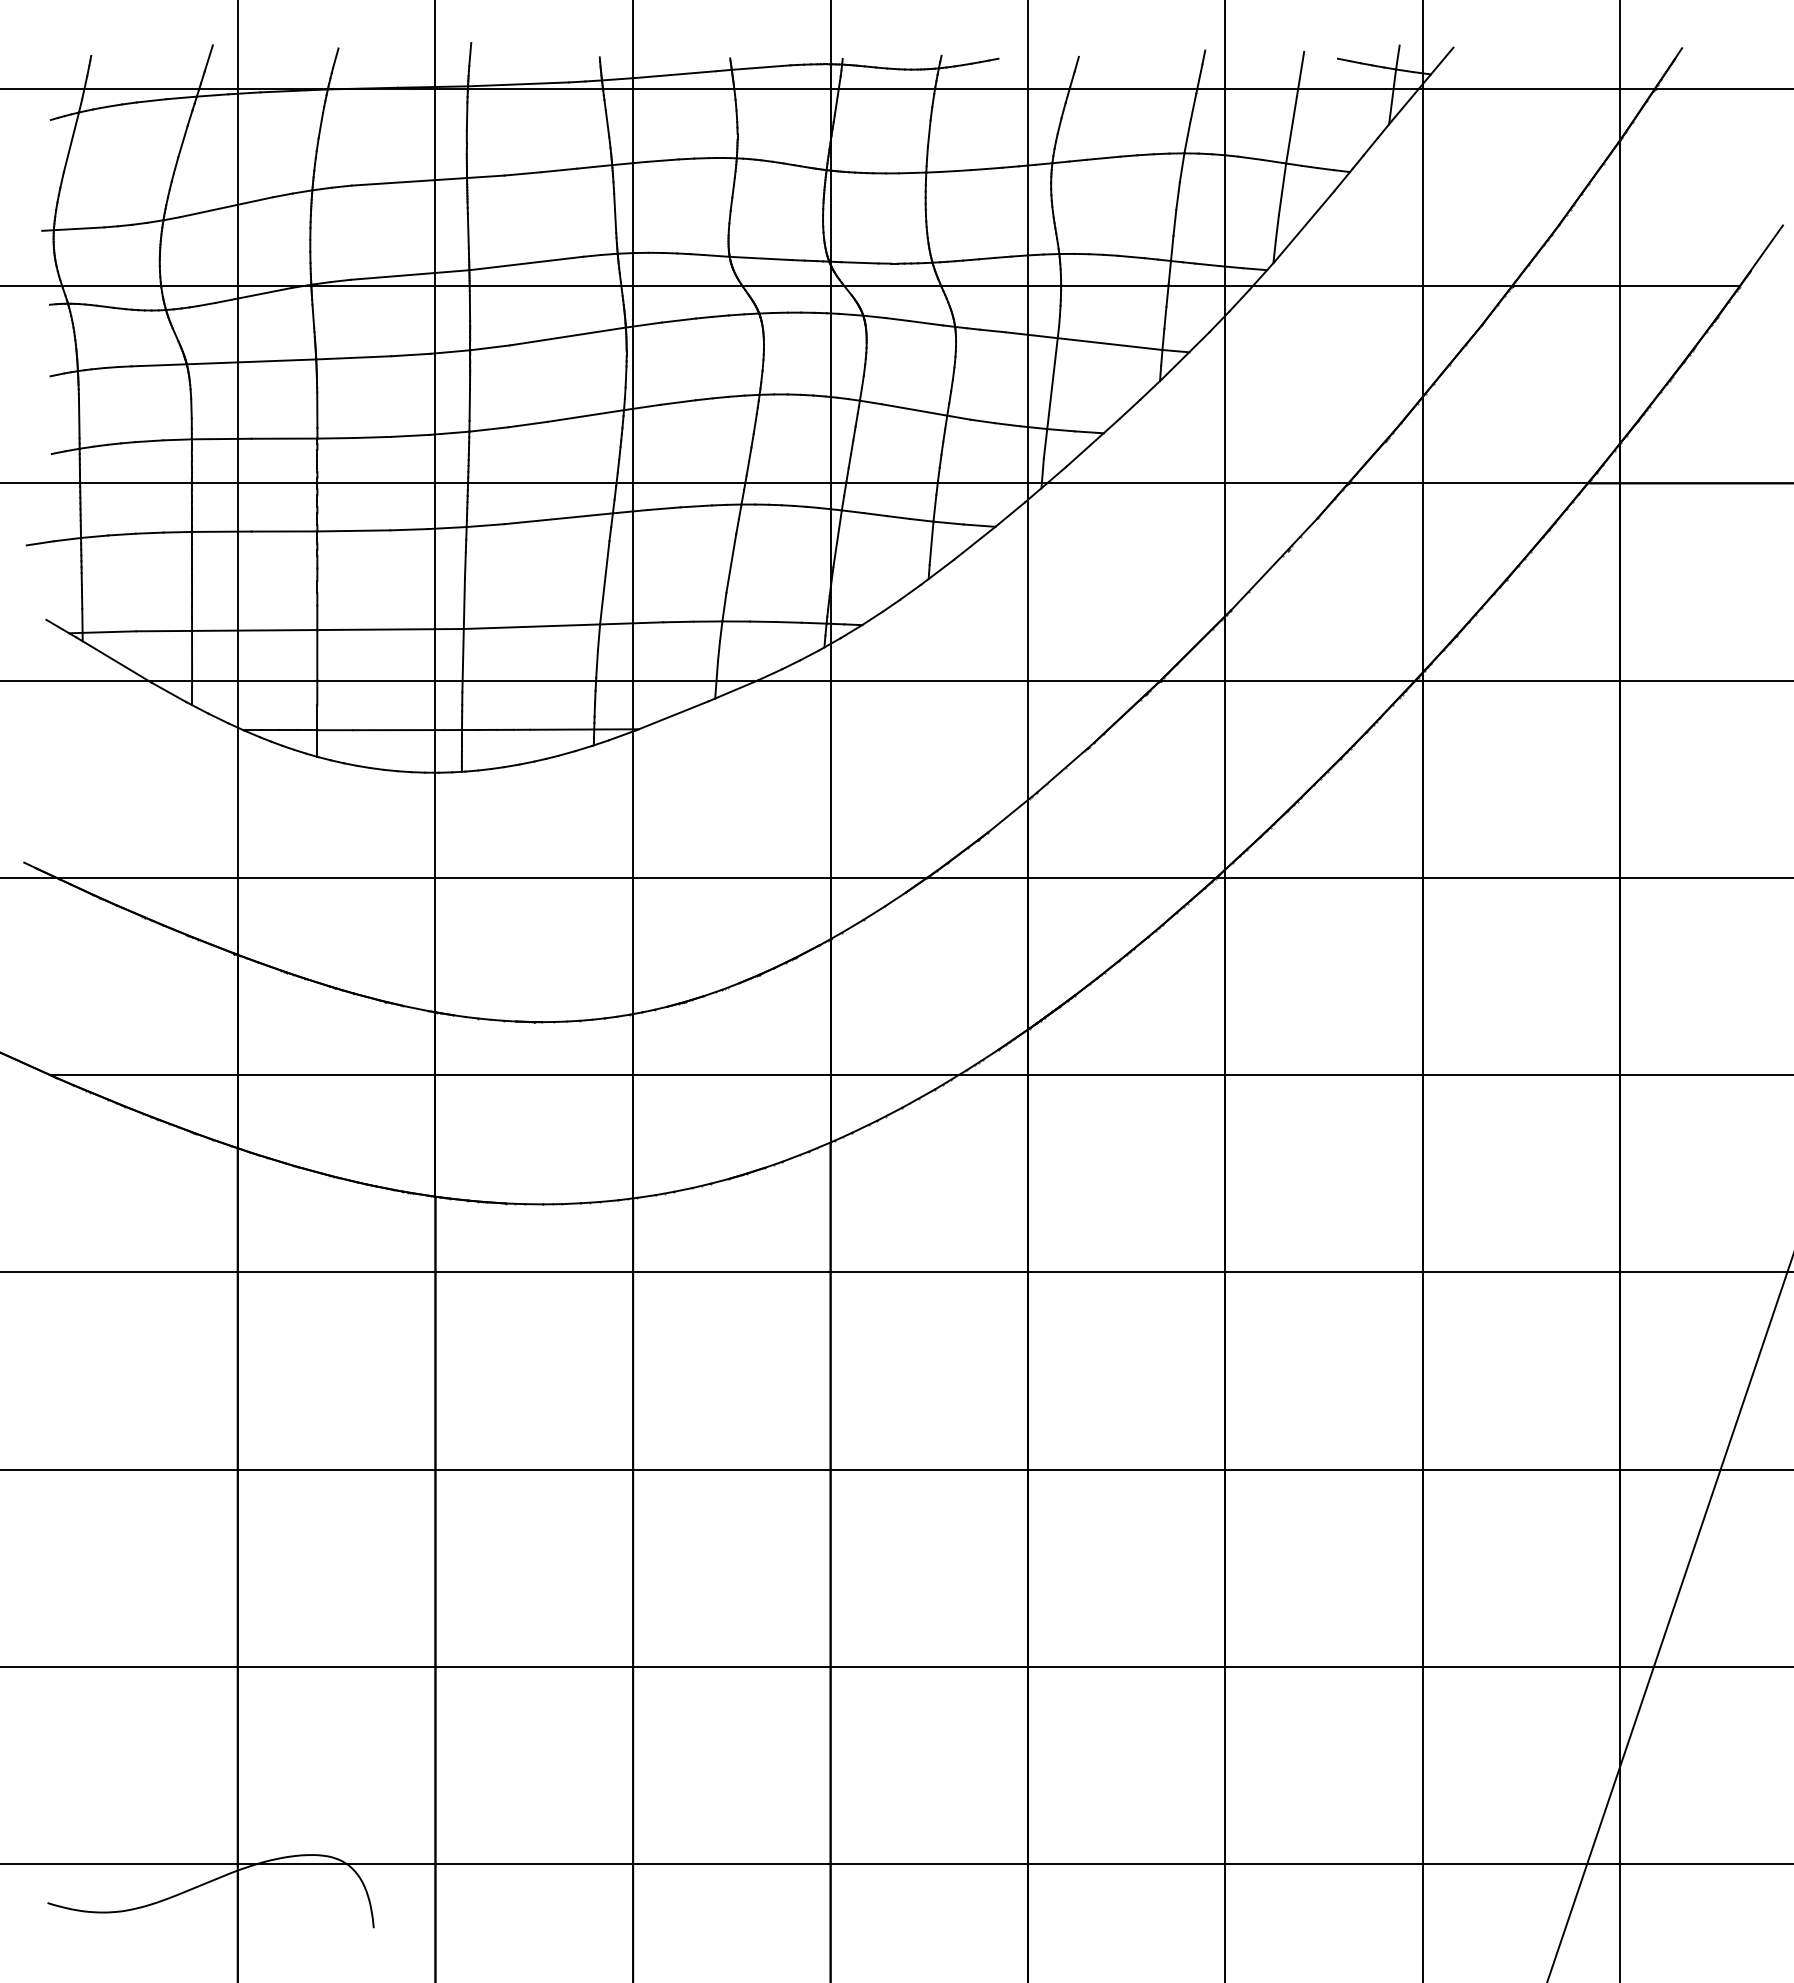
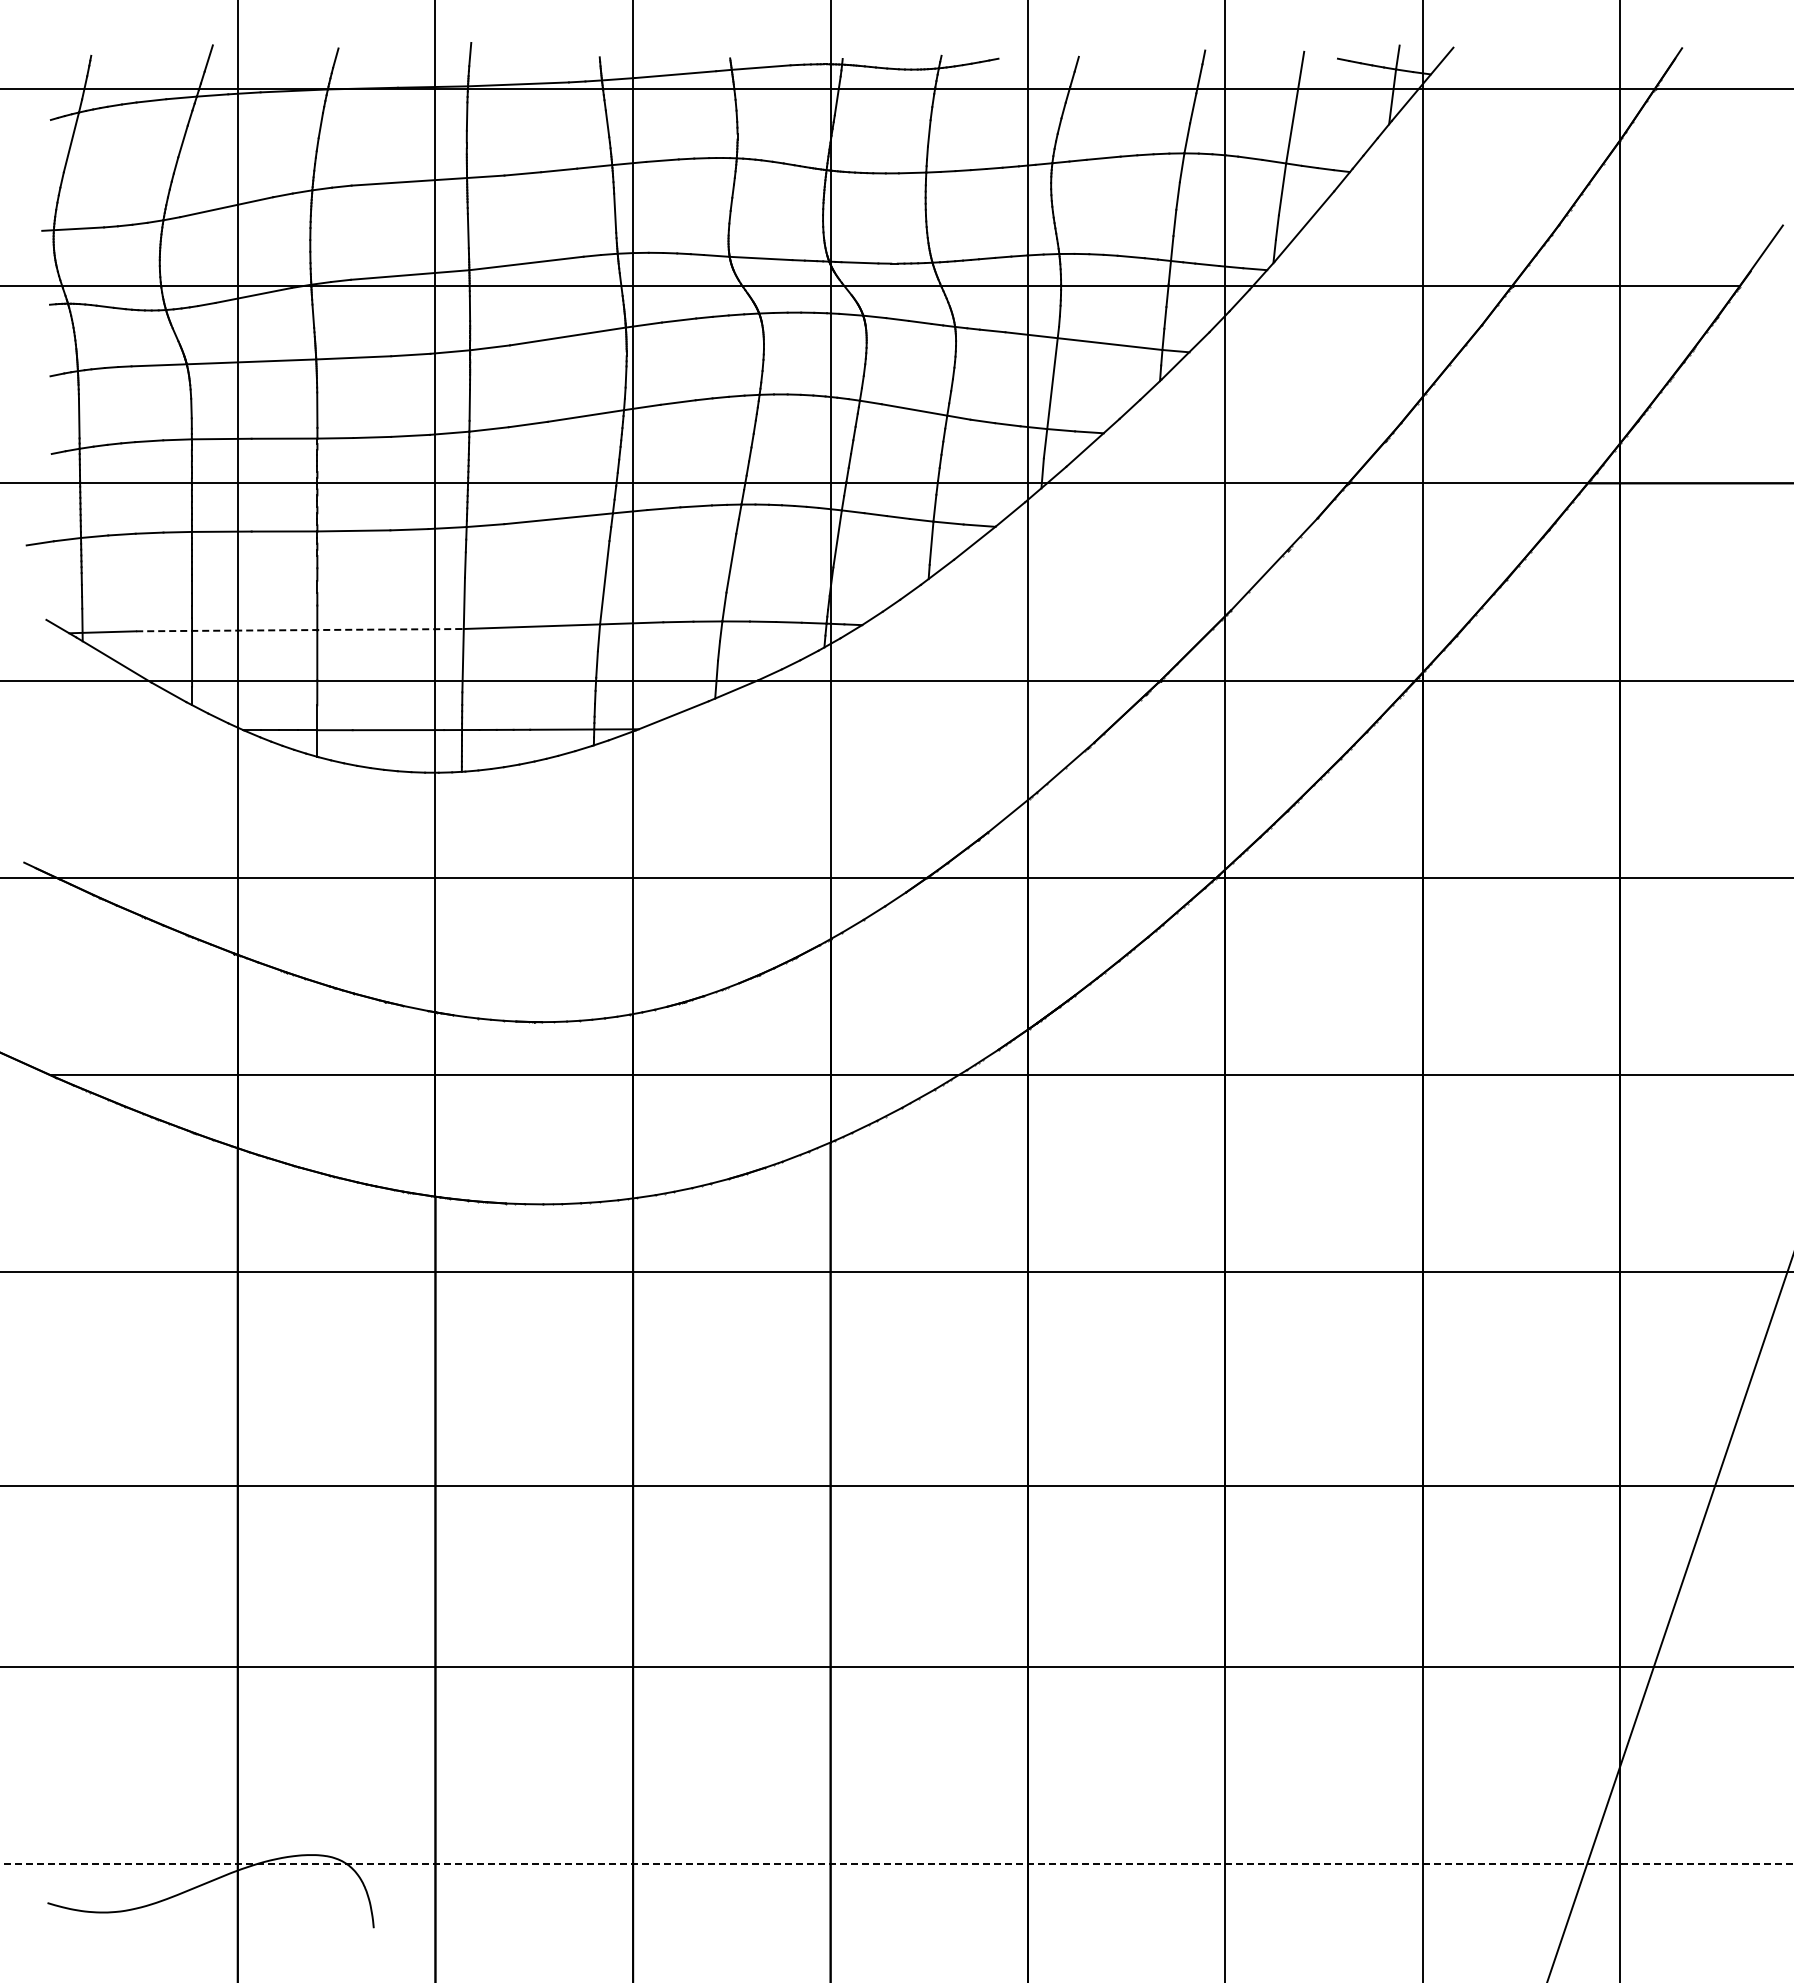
line: solid -> dashed (299, 630)
line position: (896, 1469) -> (896, 1485) (896, 1485)
line: solid -> dashed (897, 1864)
